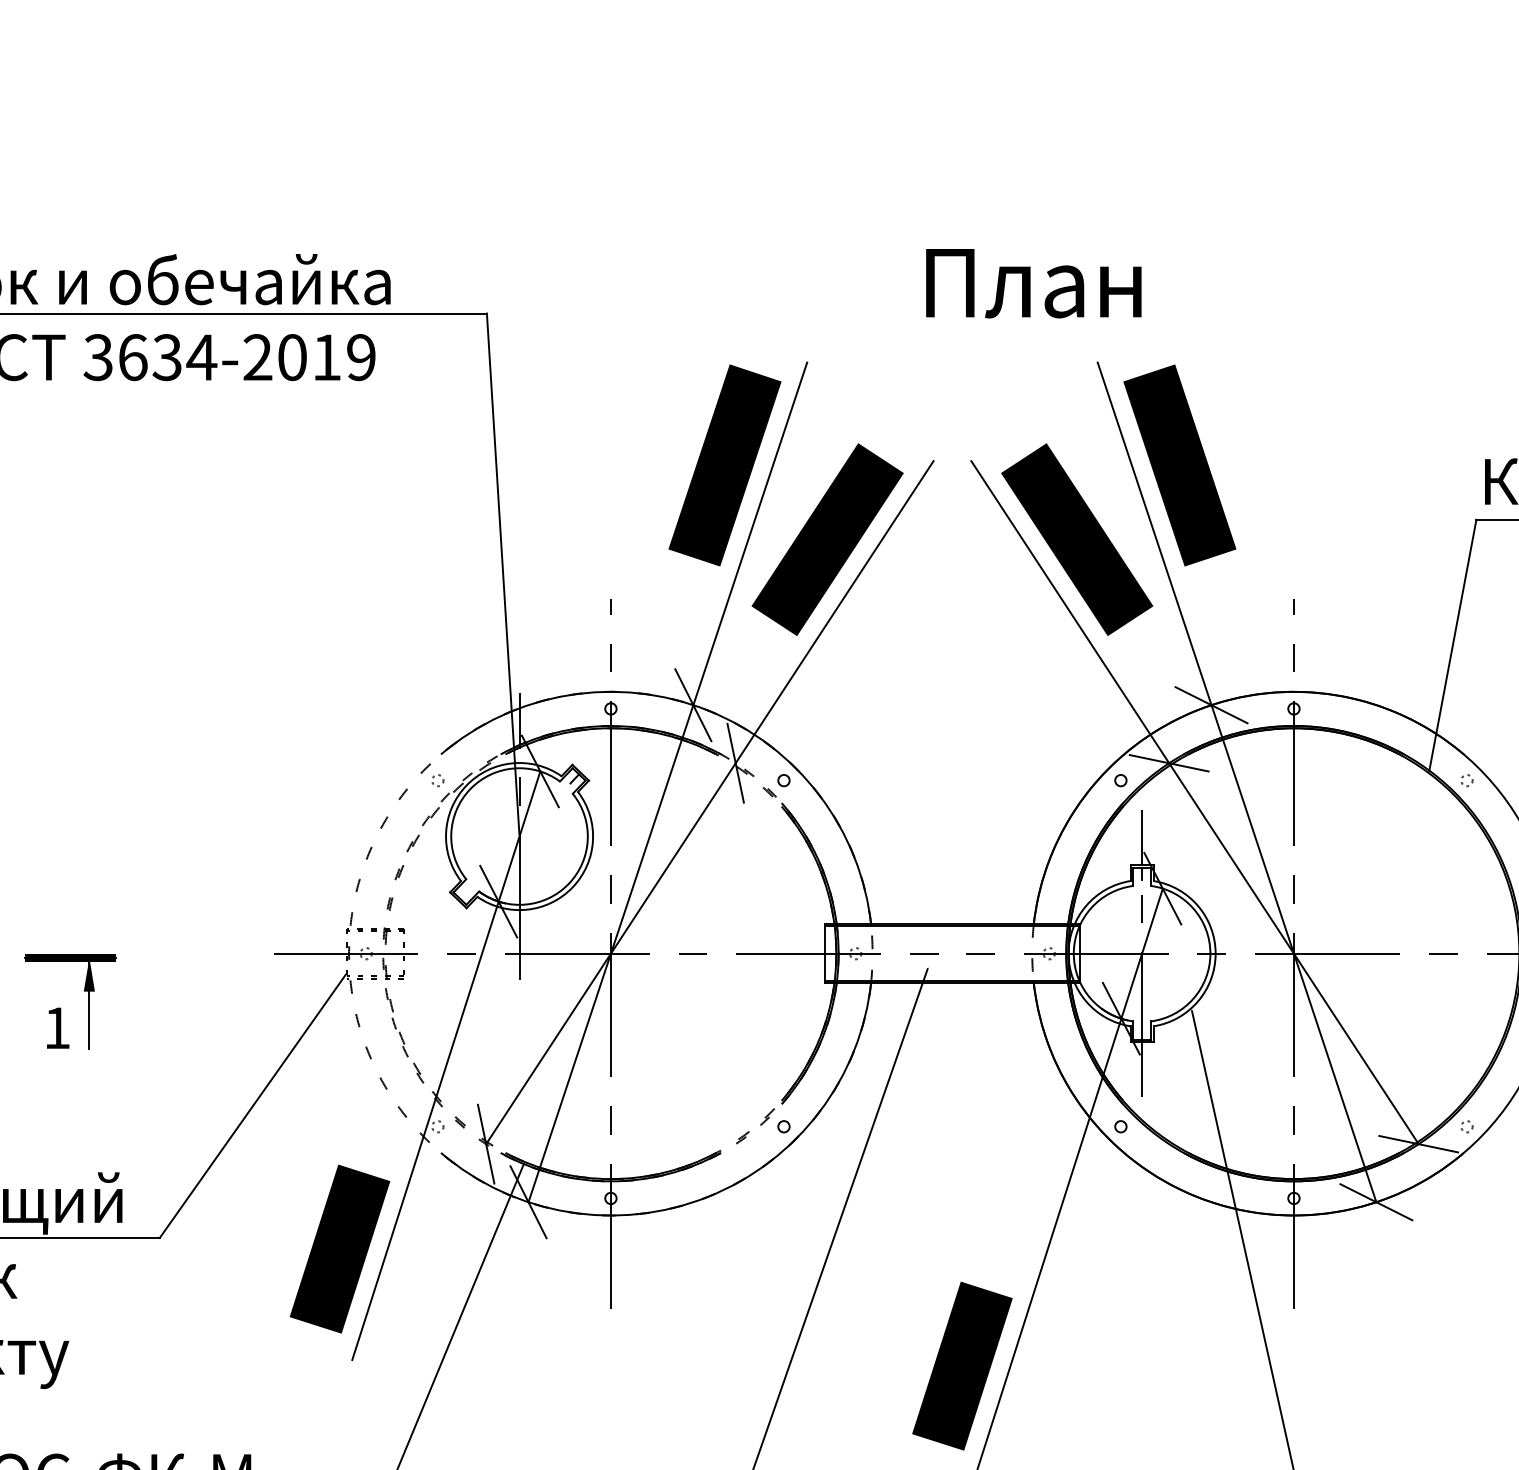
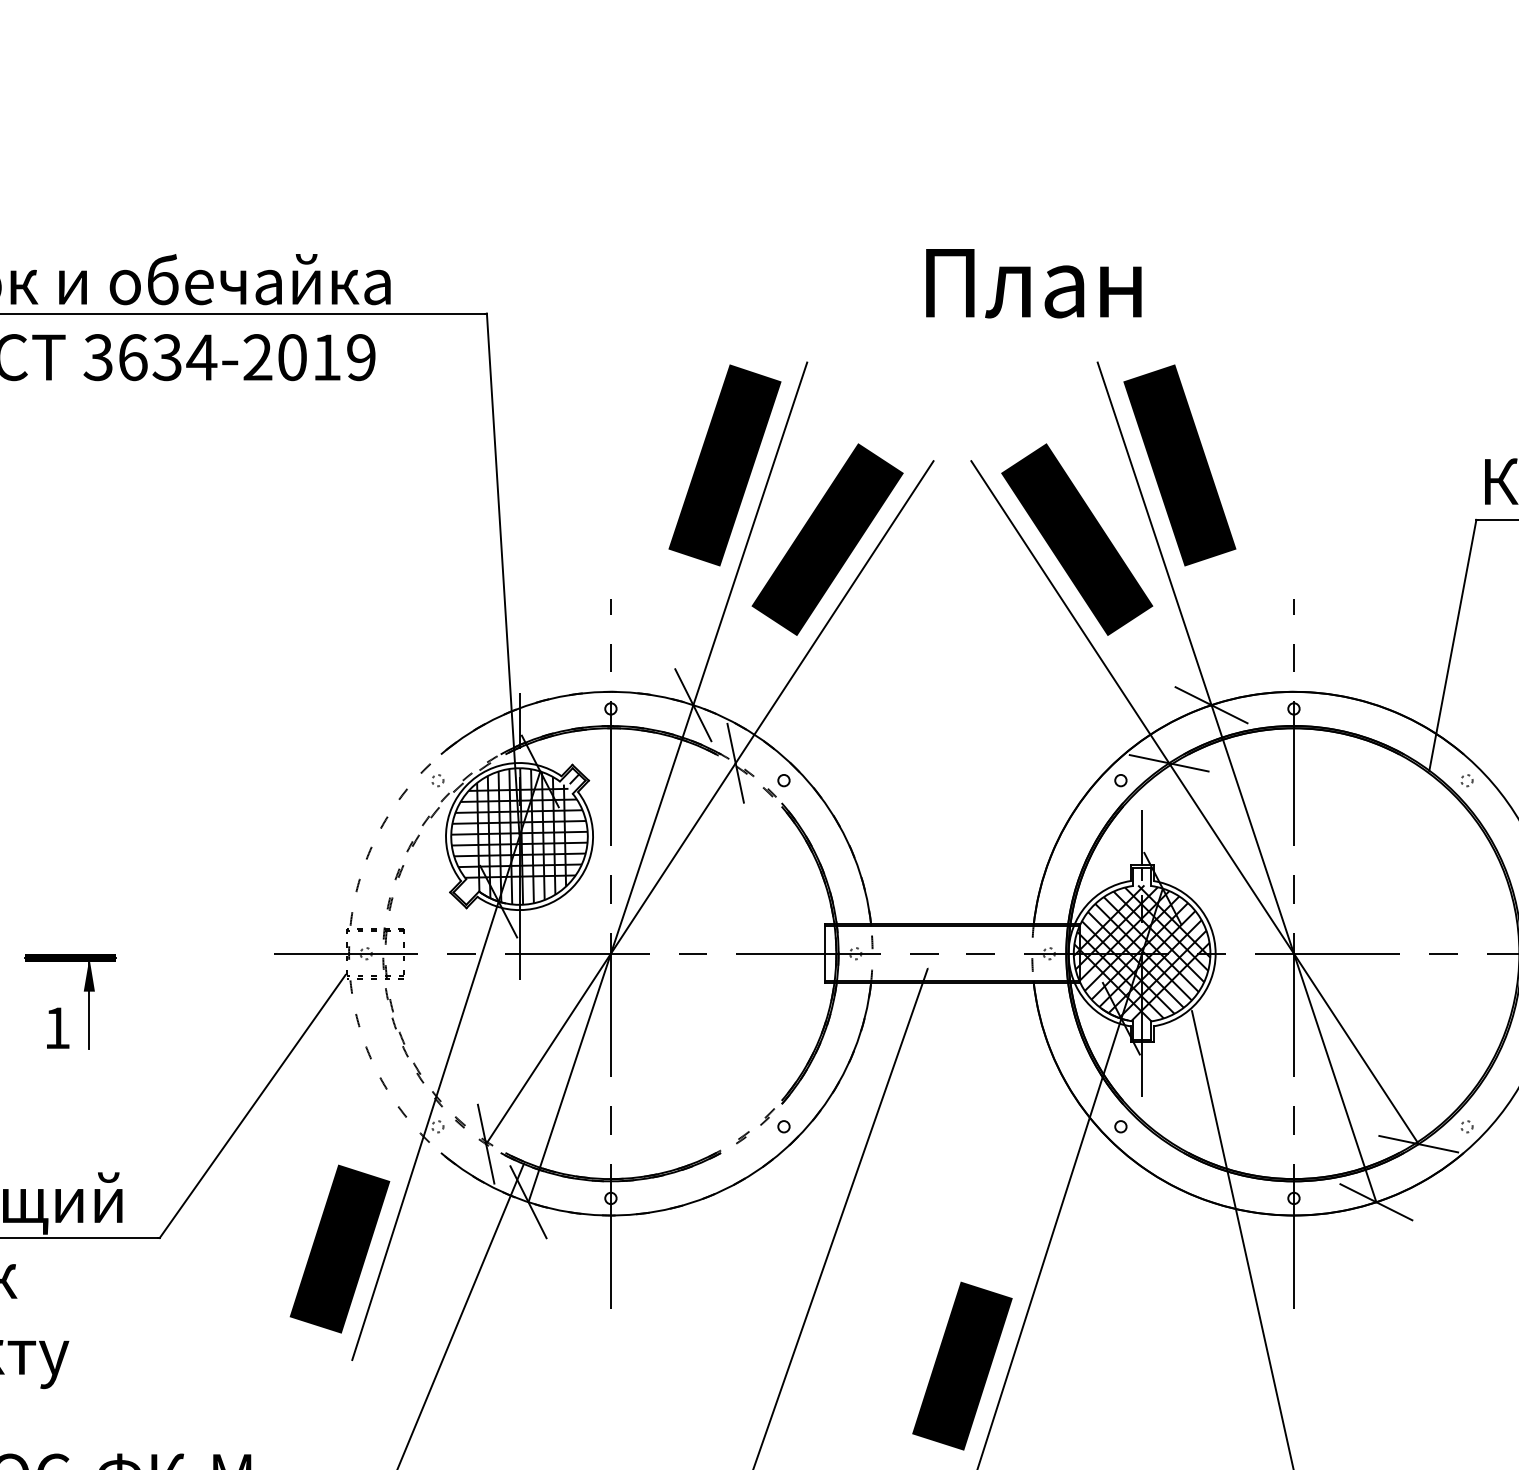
hatch: none -> present (519, 836)
hatch: none -> present (1141, 953)
